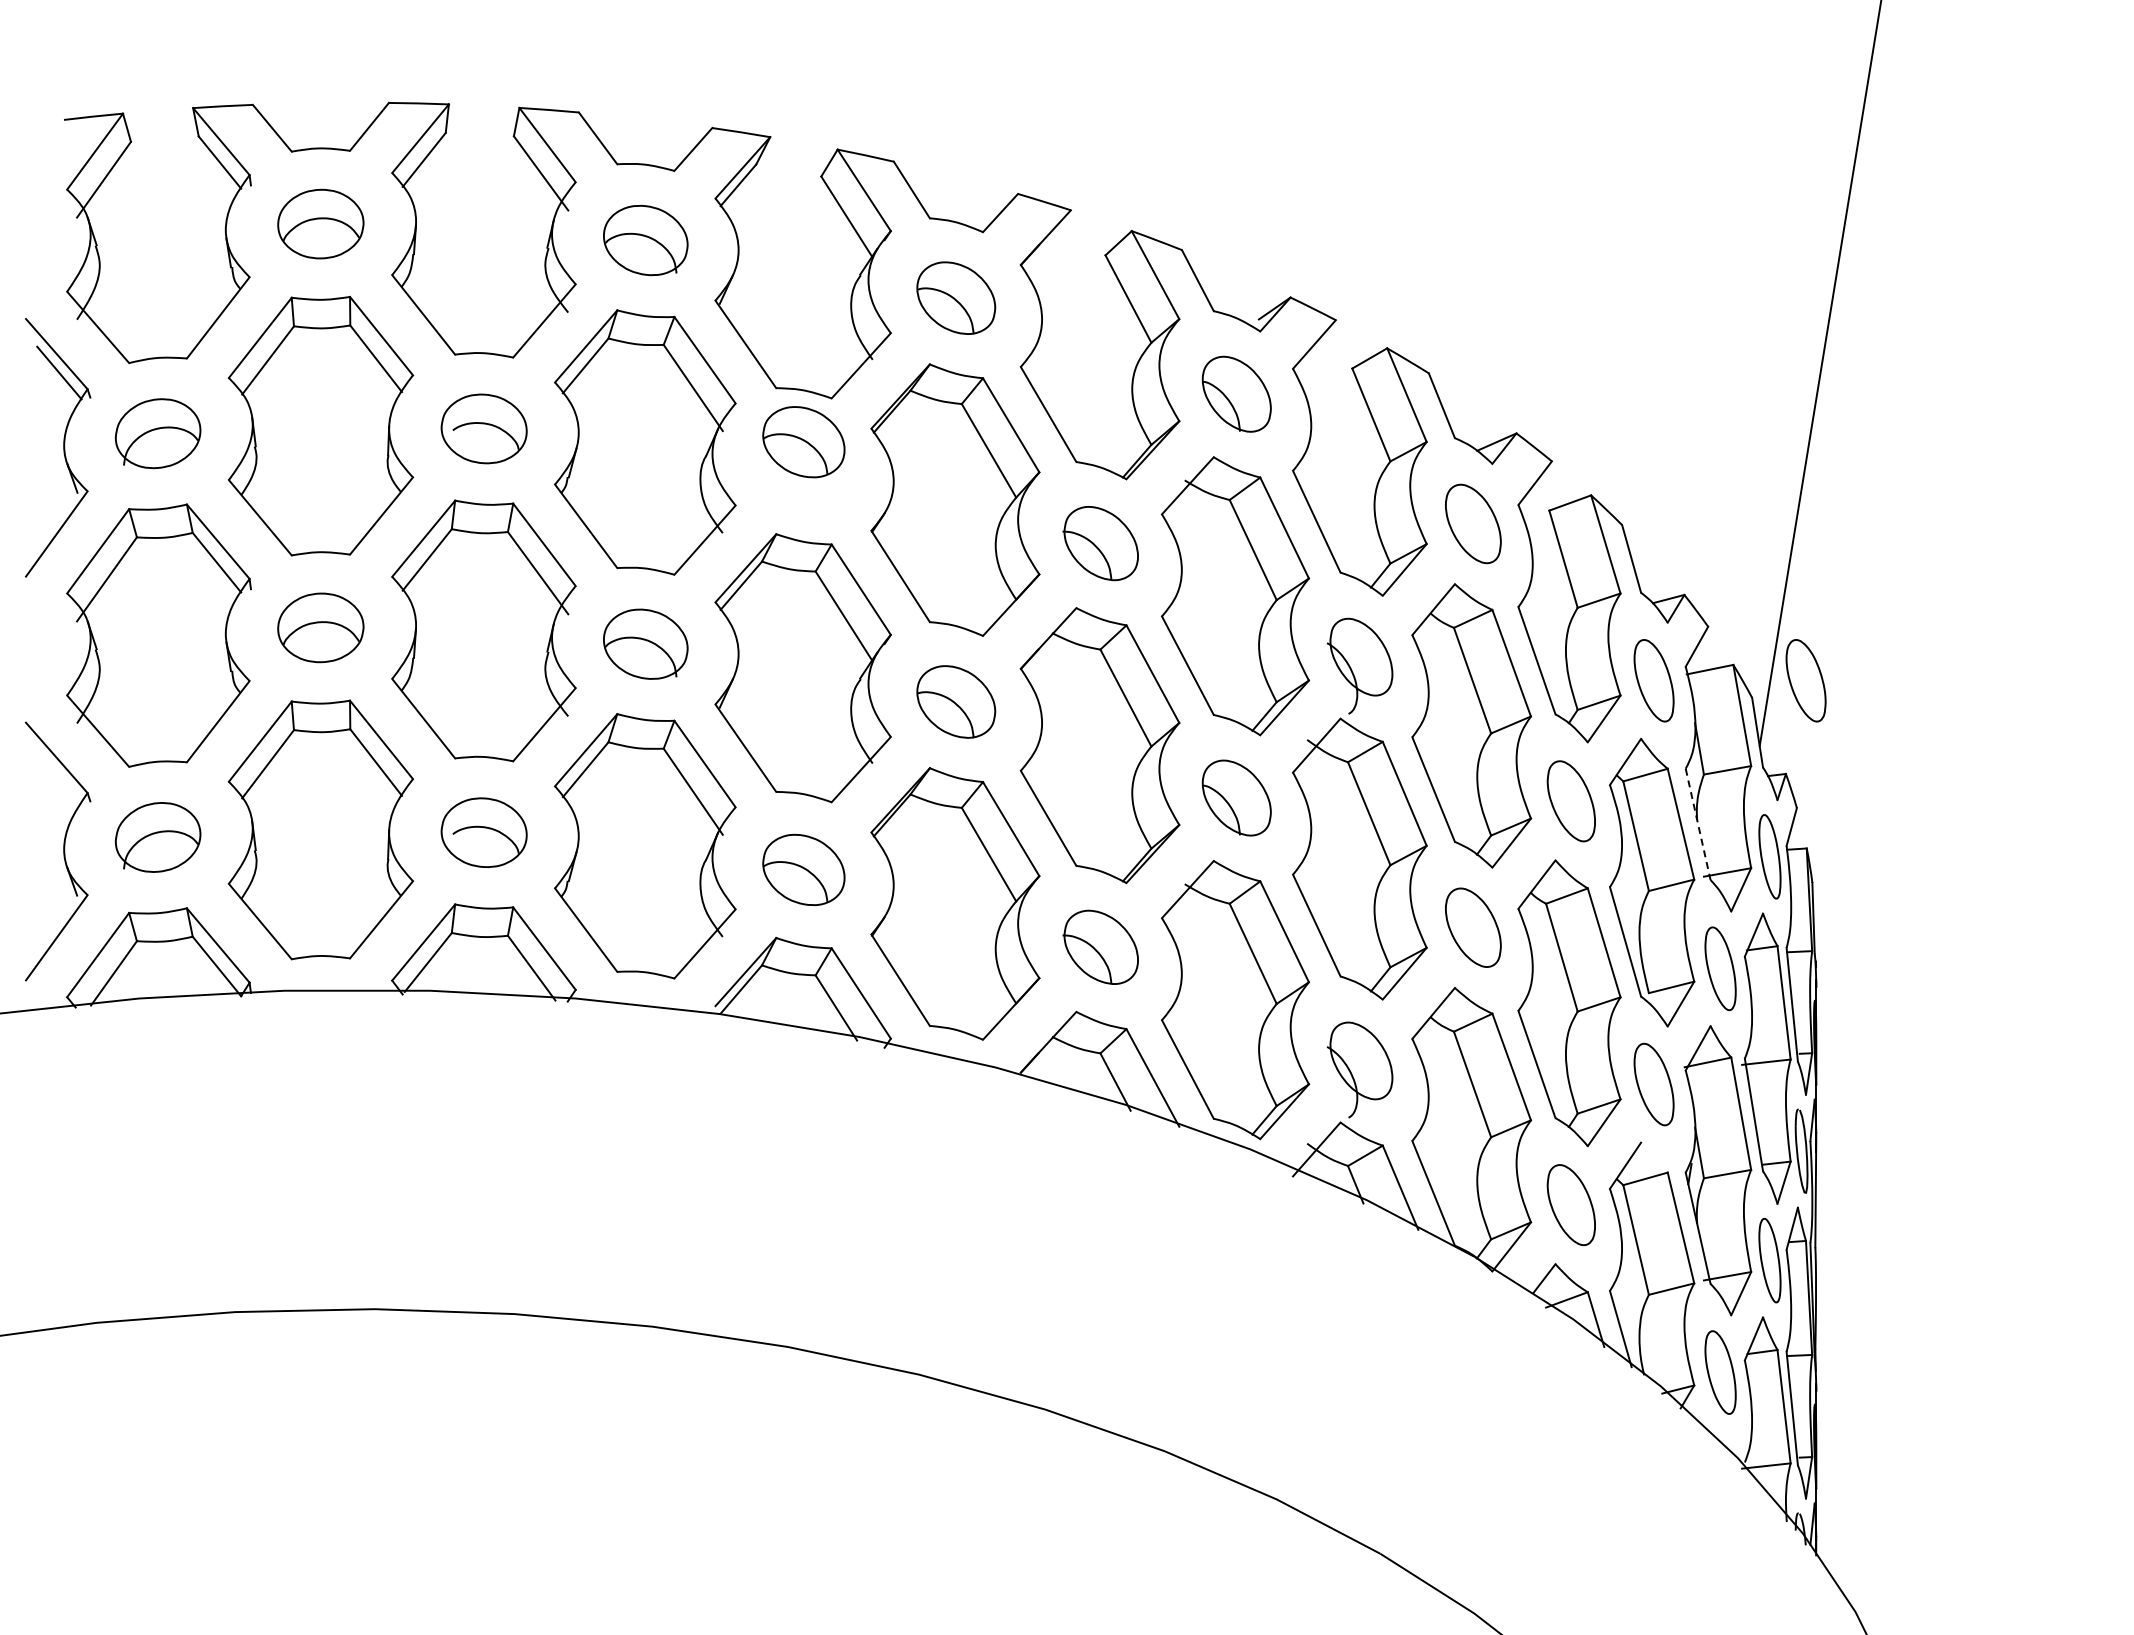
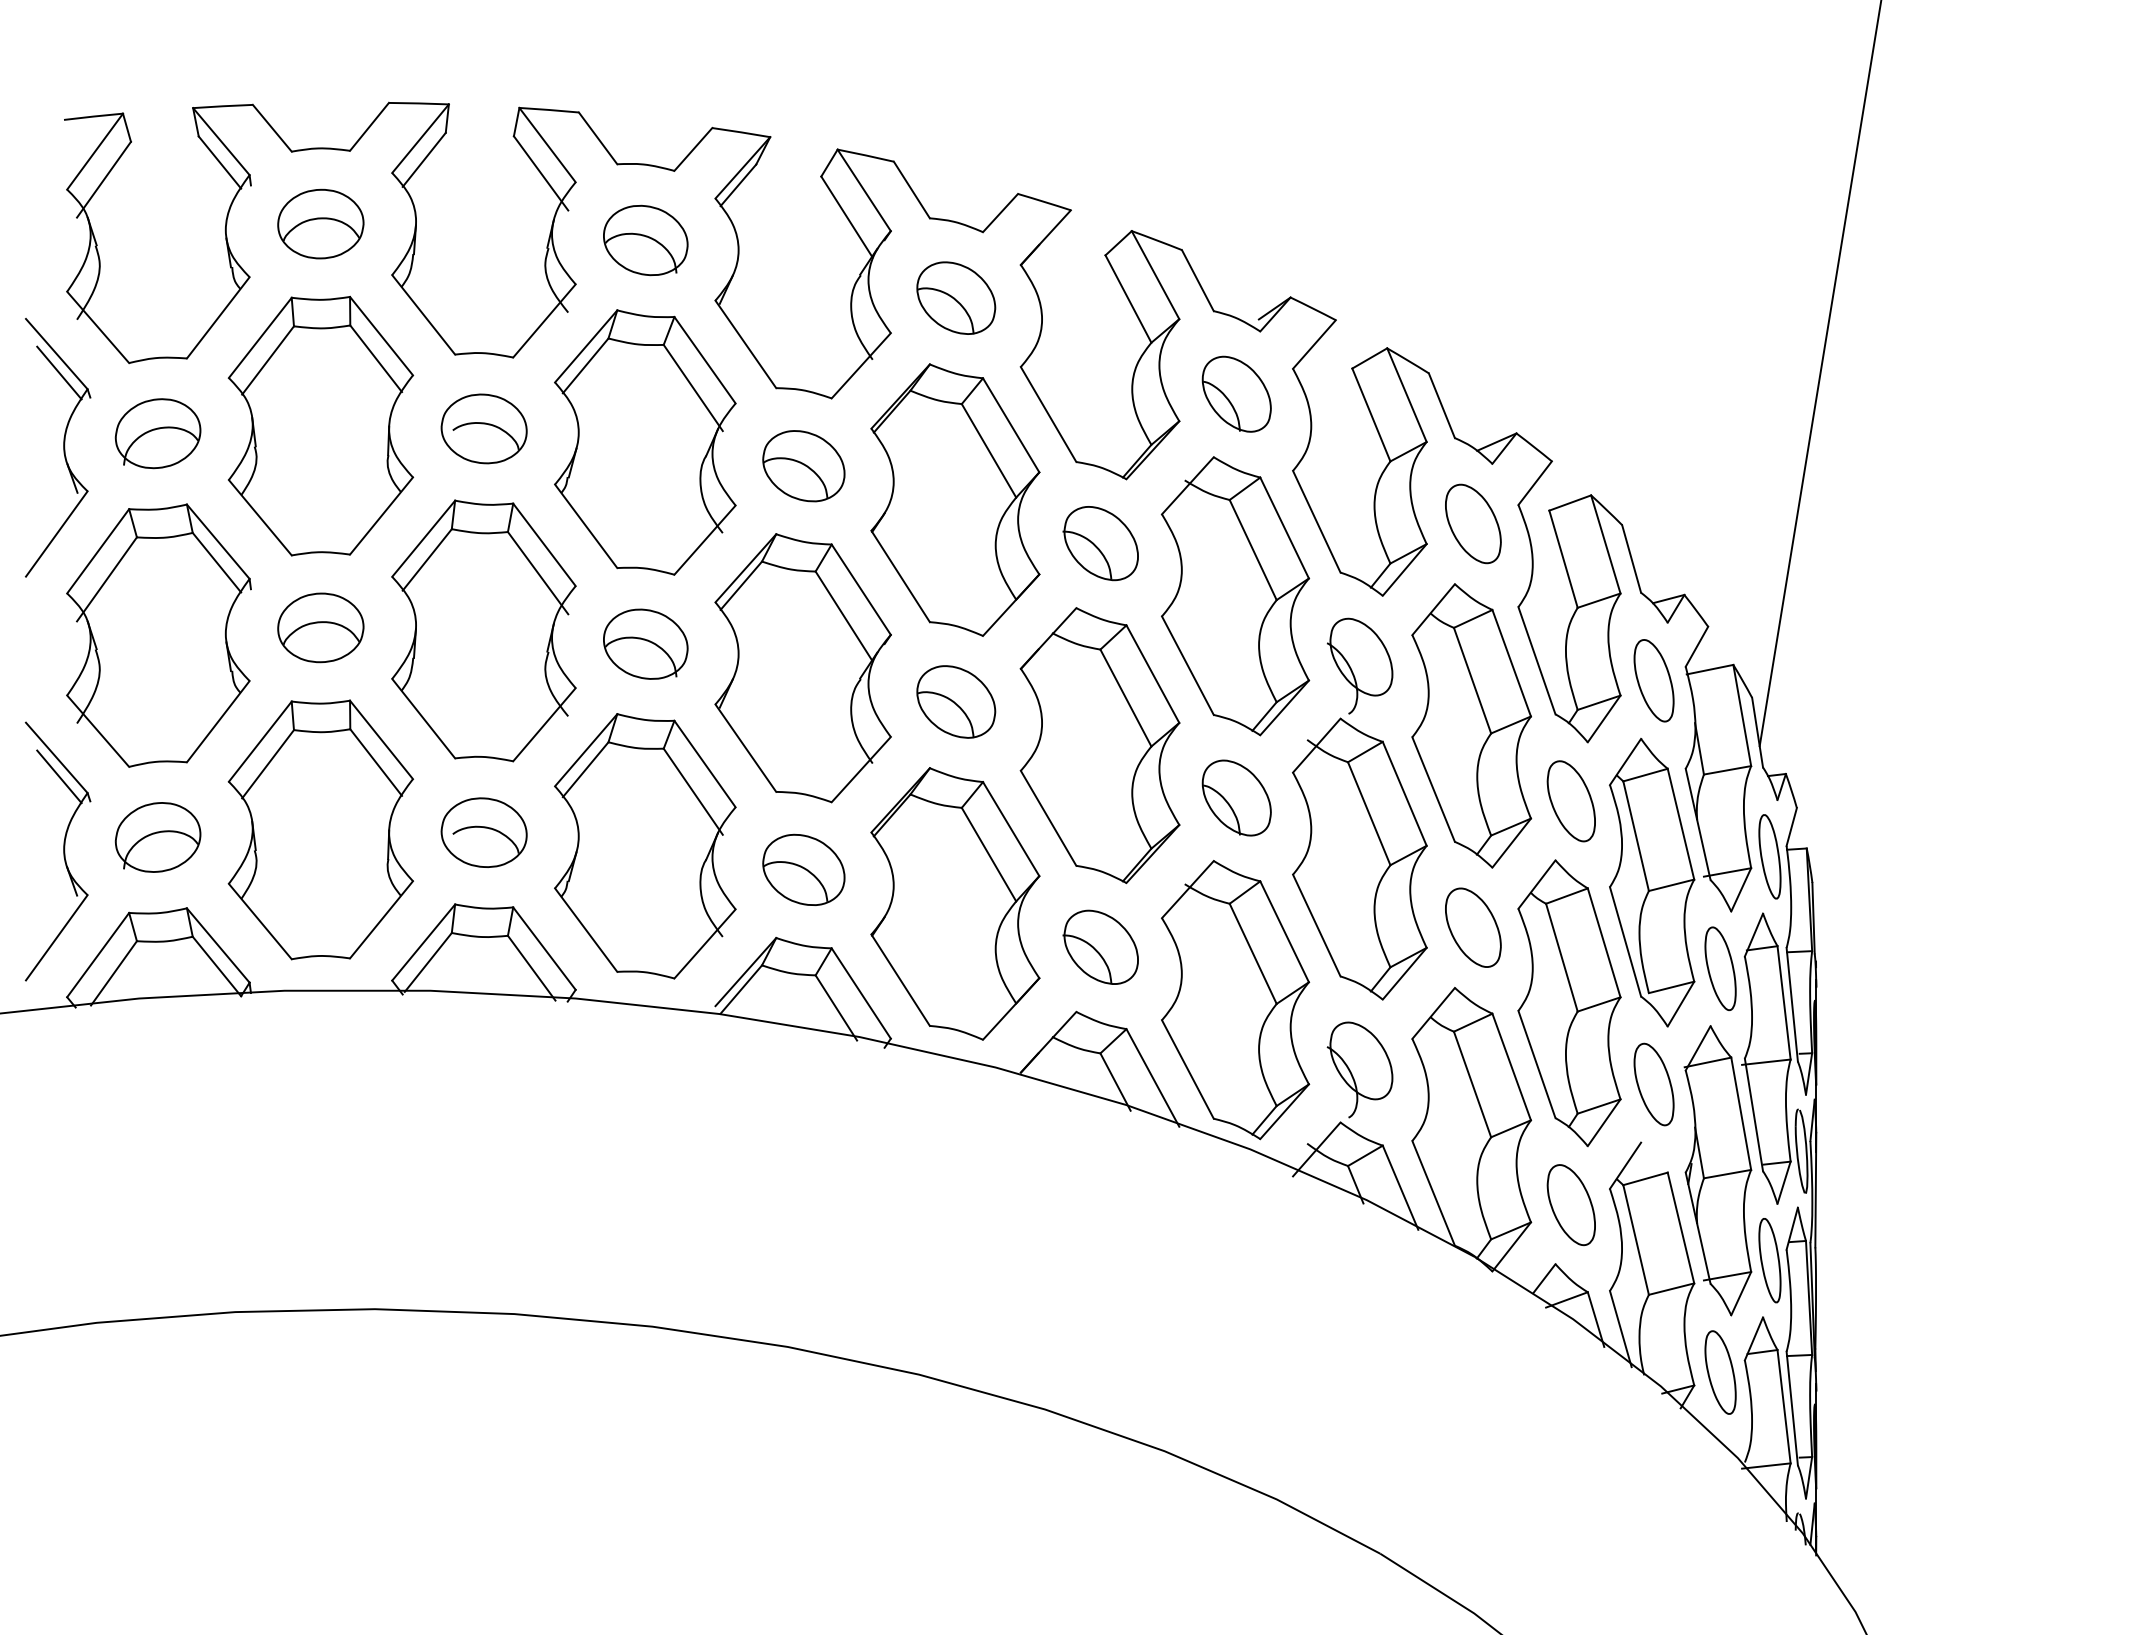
part position: (803, 442) -> (803, 466) (803, 466)
part: present -> none (1805, 680)
line: none -> present (59, 776)
line: dashed -> solid (1698, 824)
